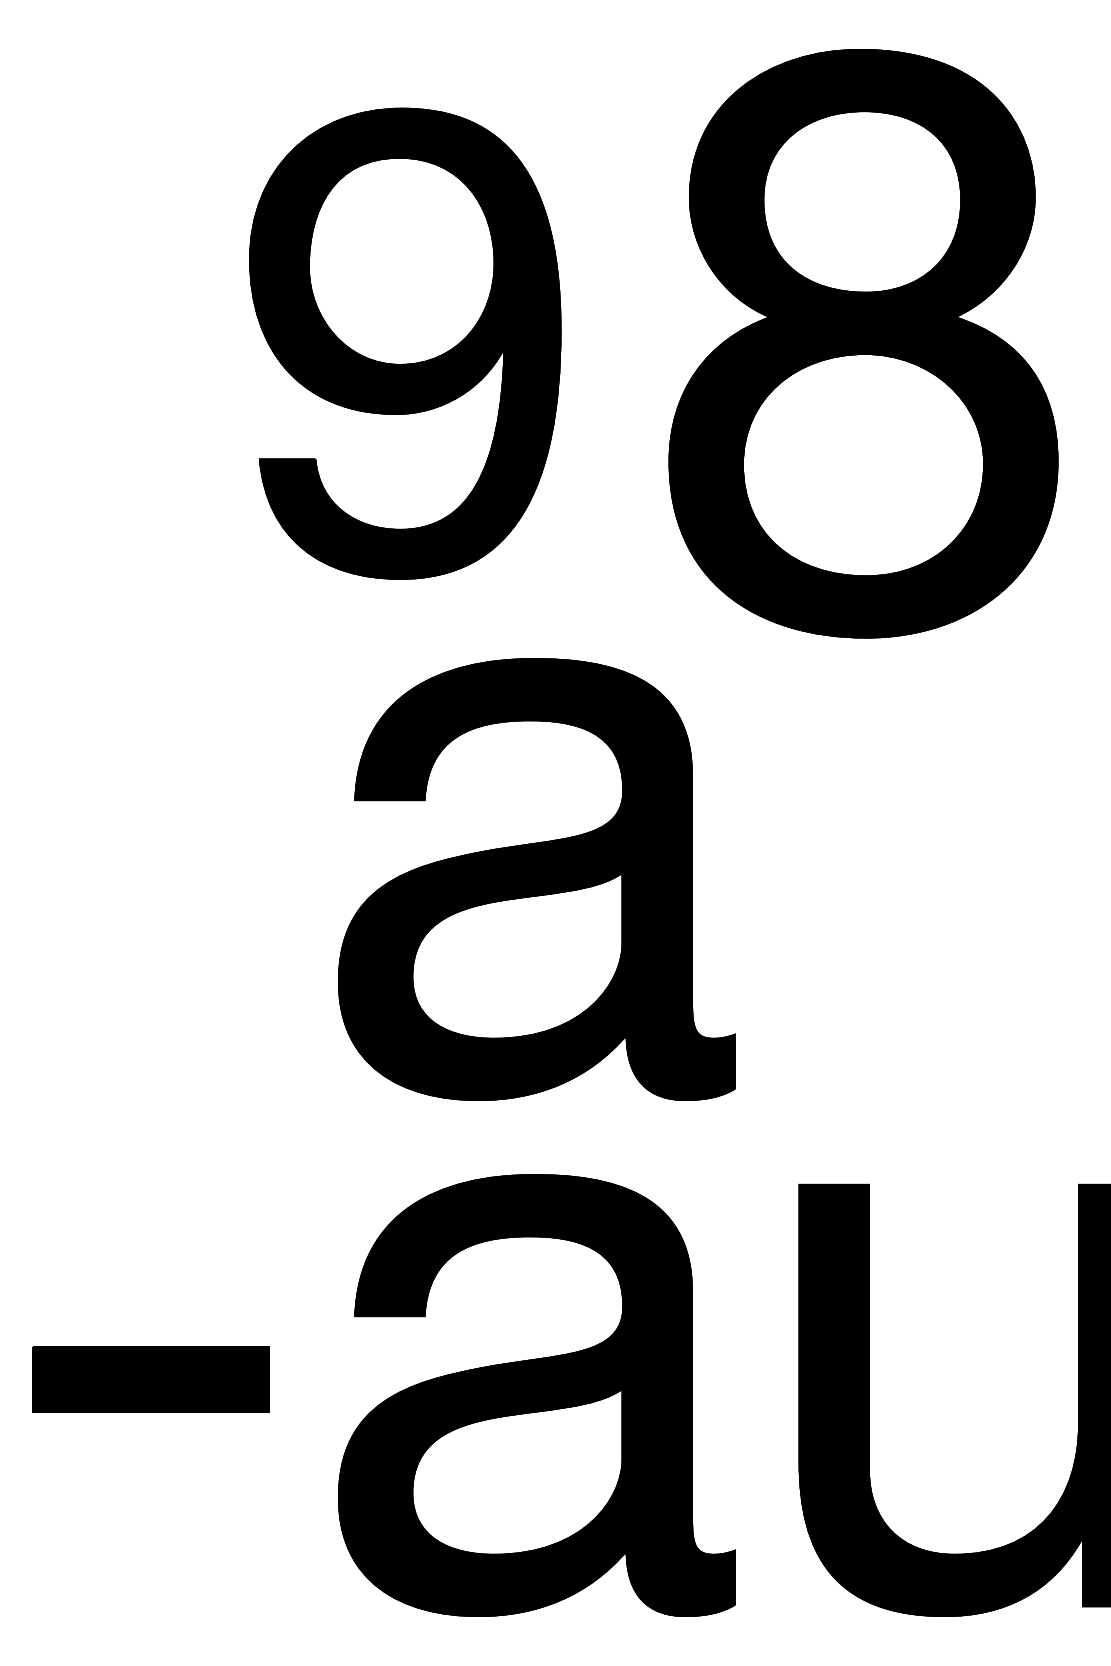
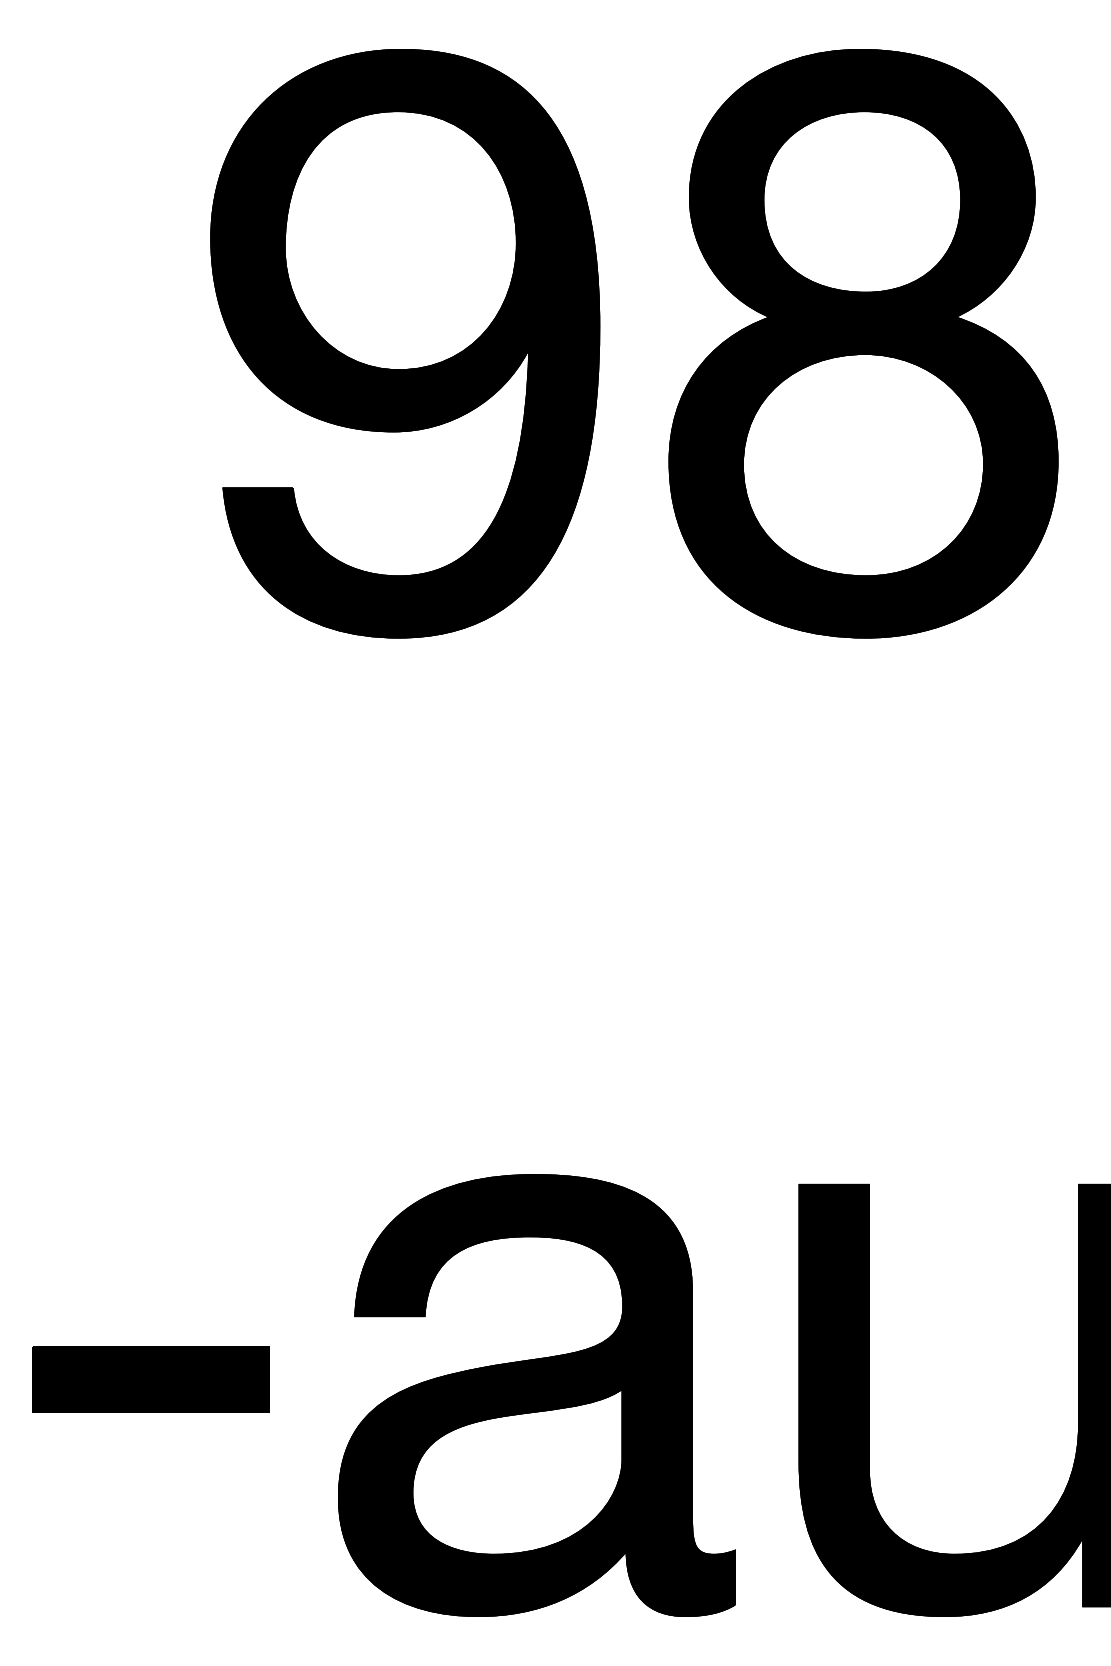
part size: 313x473 px -> 391x590 px (405, 343)
part: present -> none (536, 879)
